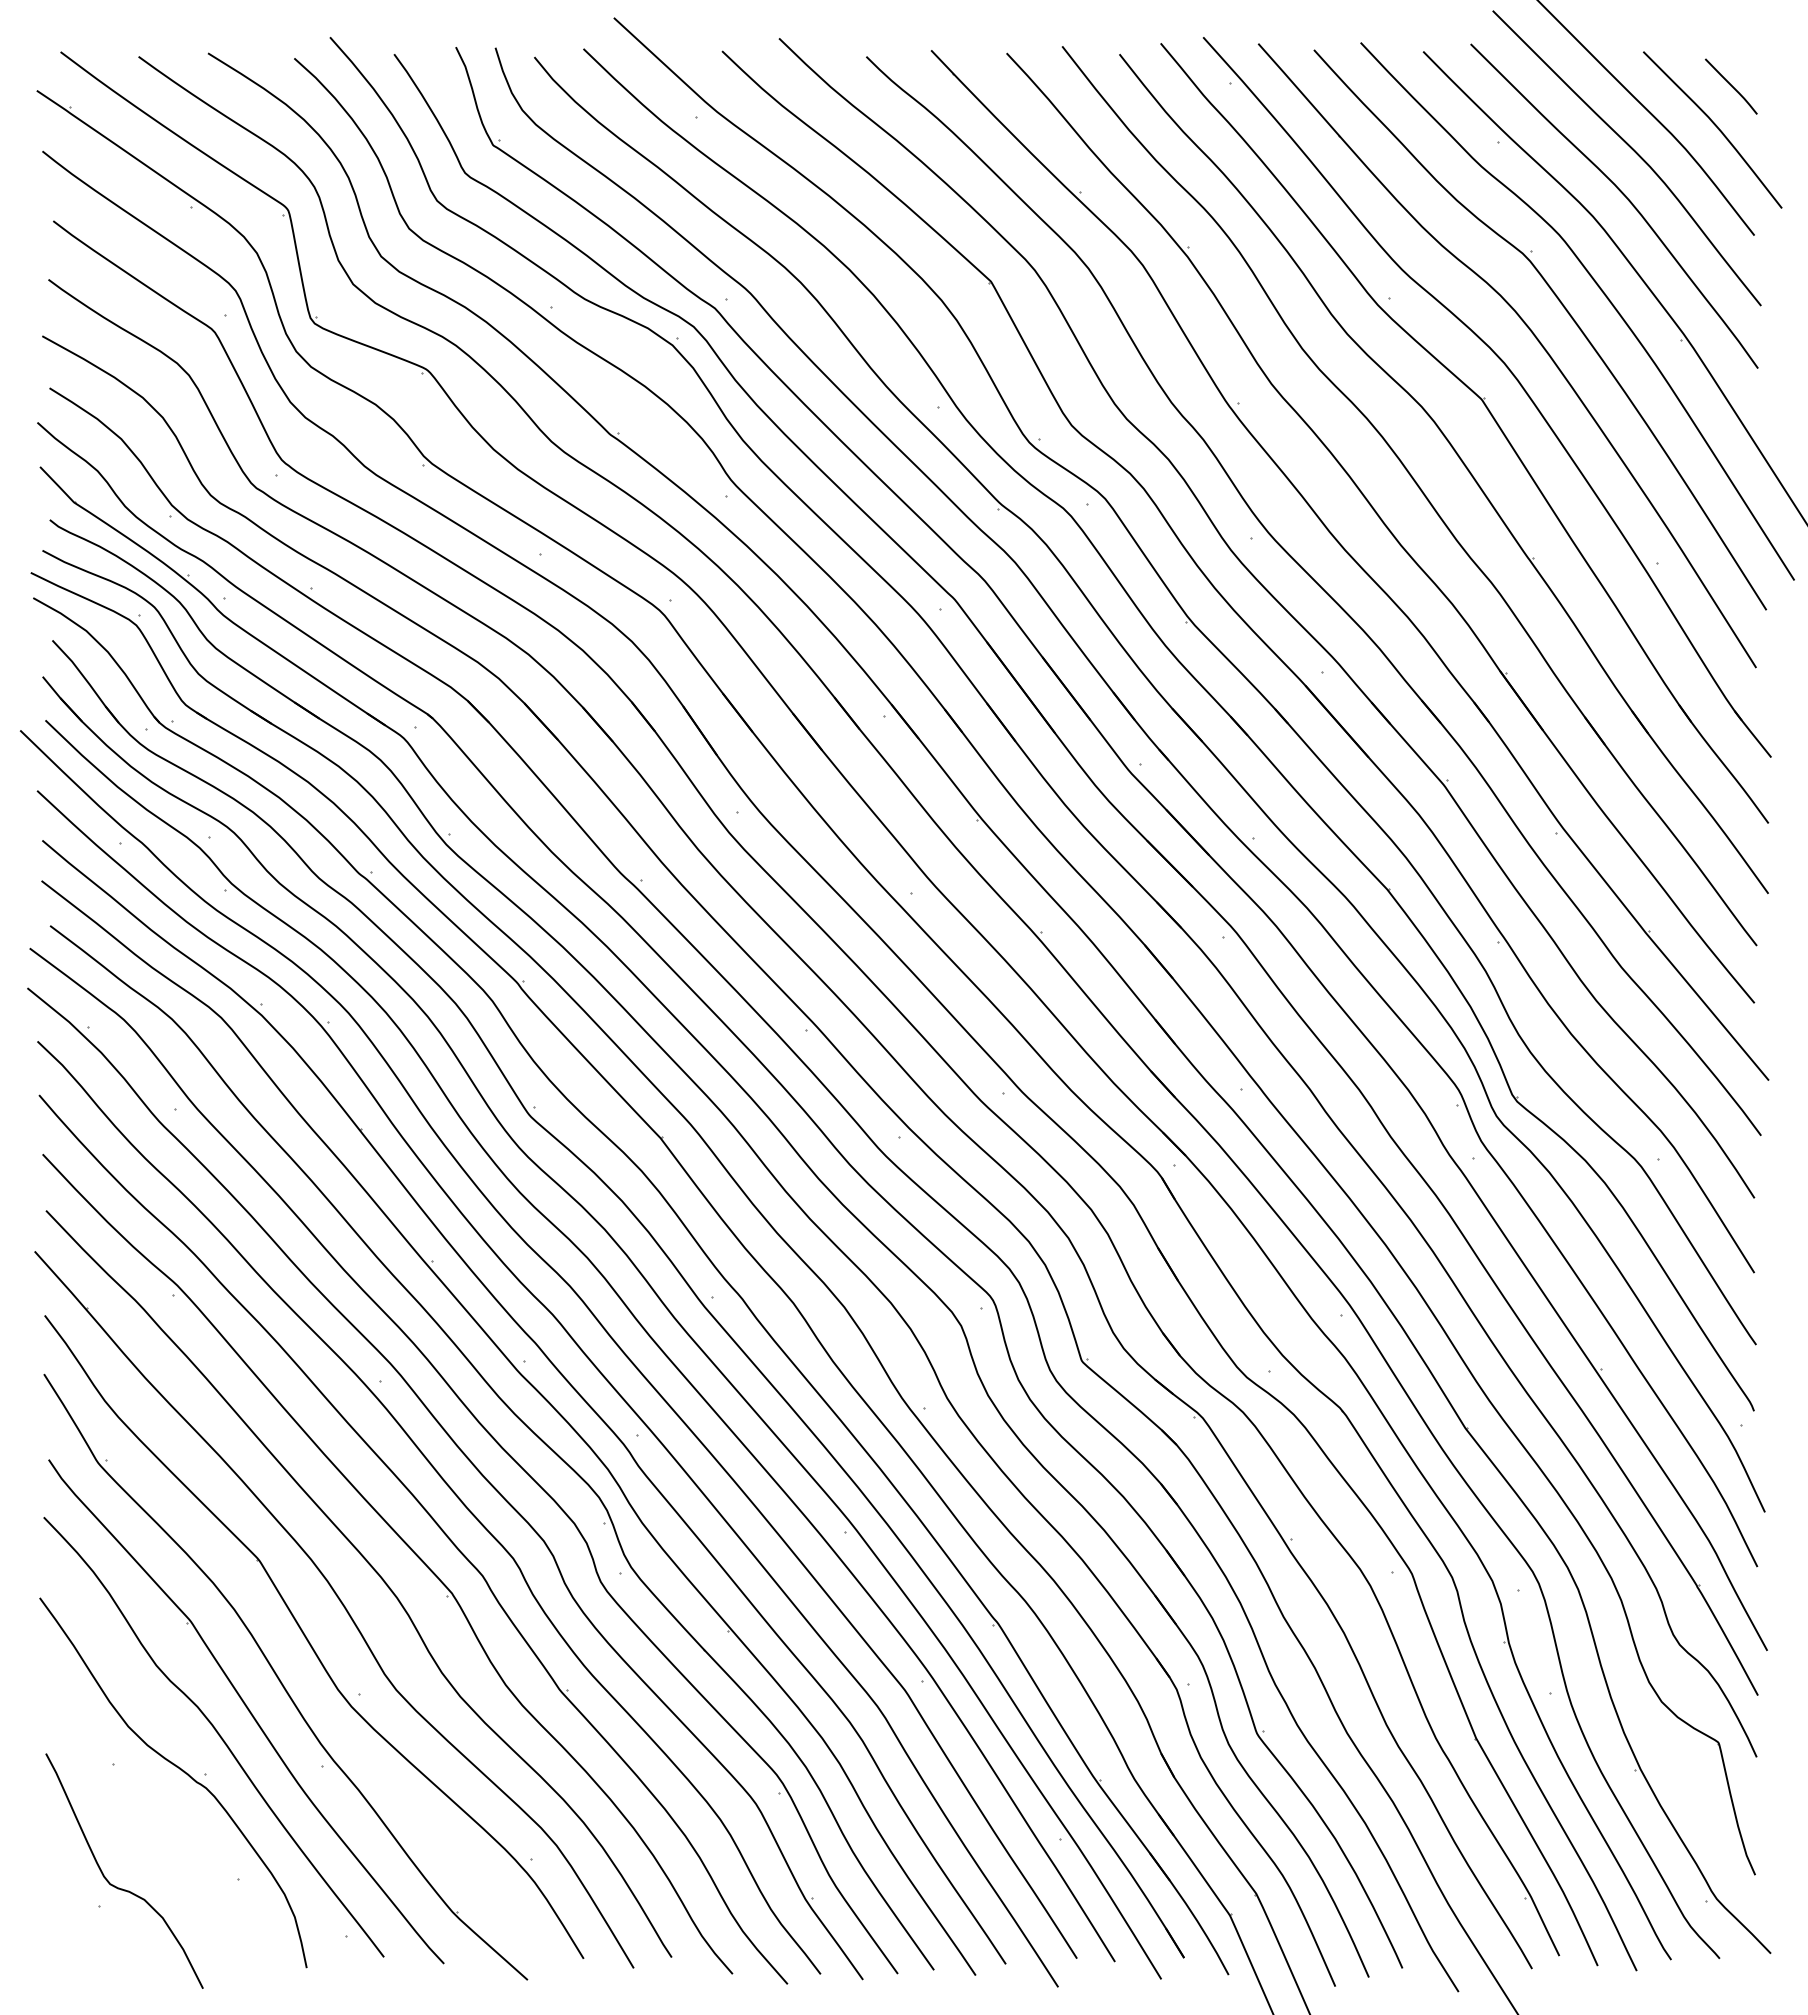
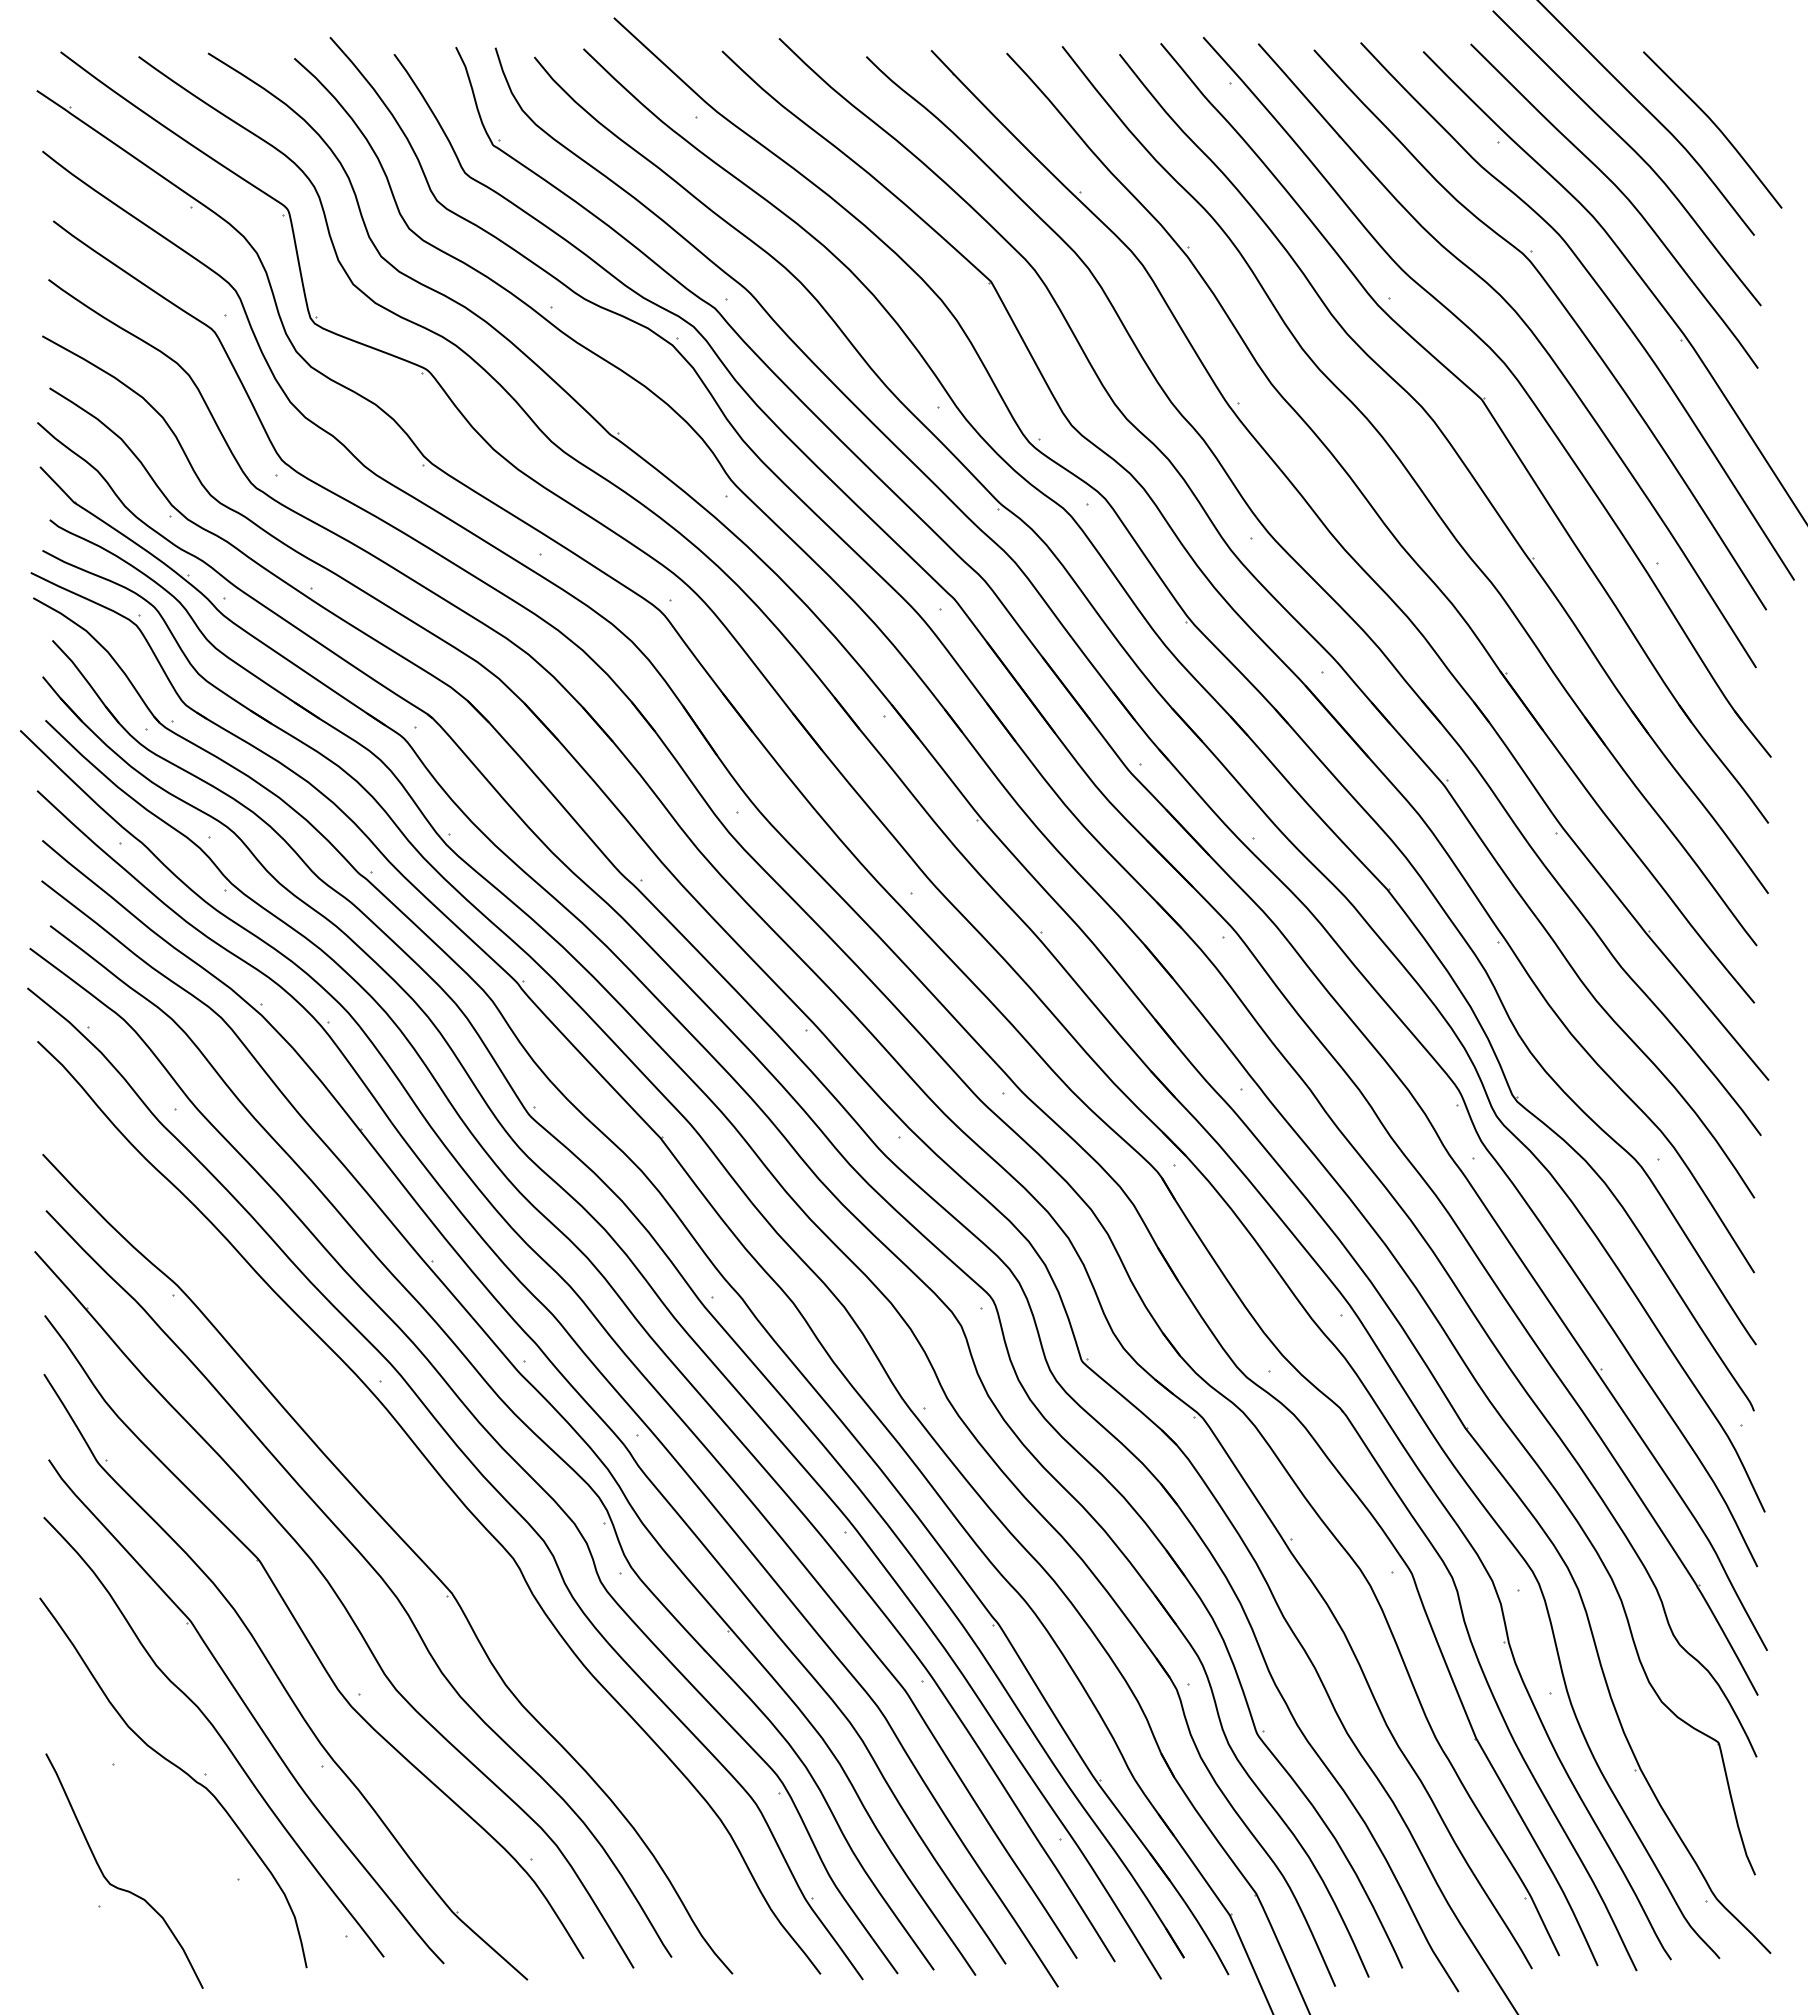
curve: present -> none (1730, 85)
part: present -> none (433, 1521)
